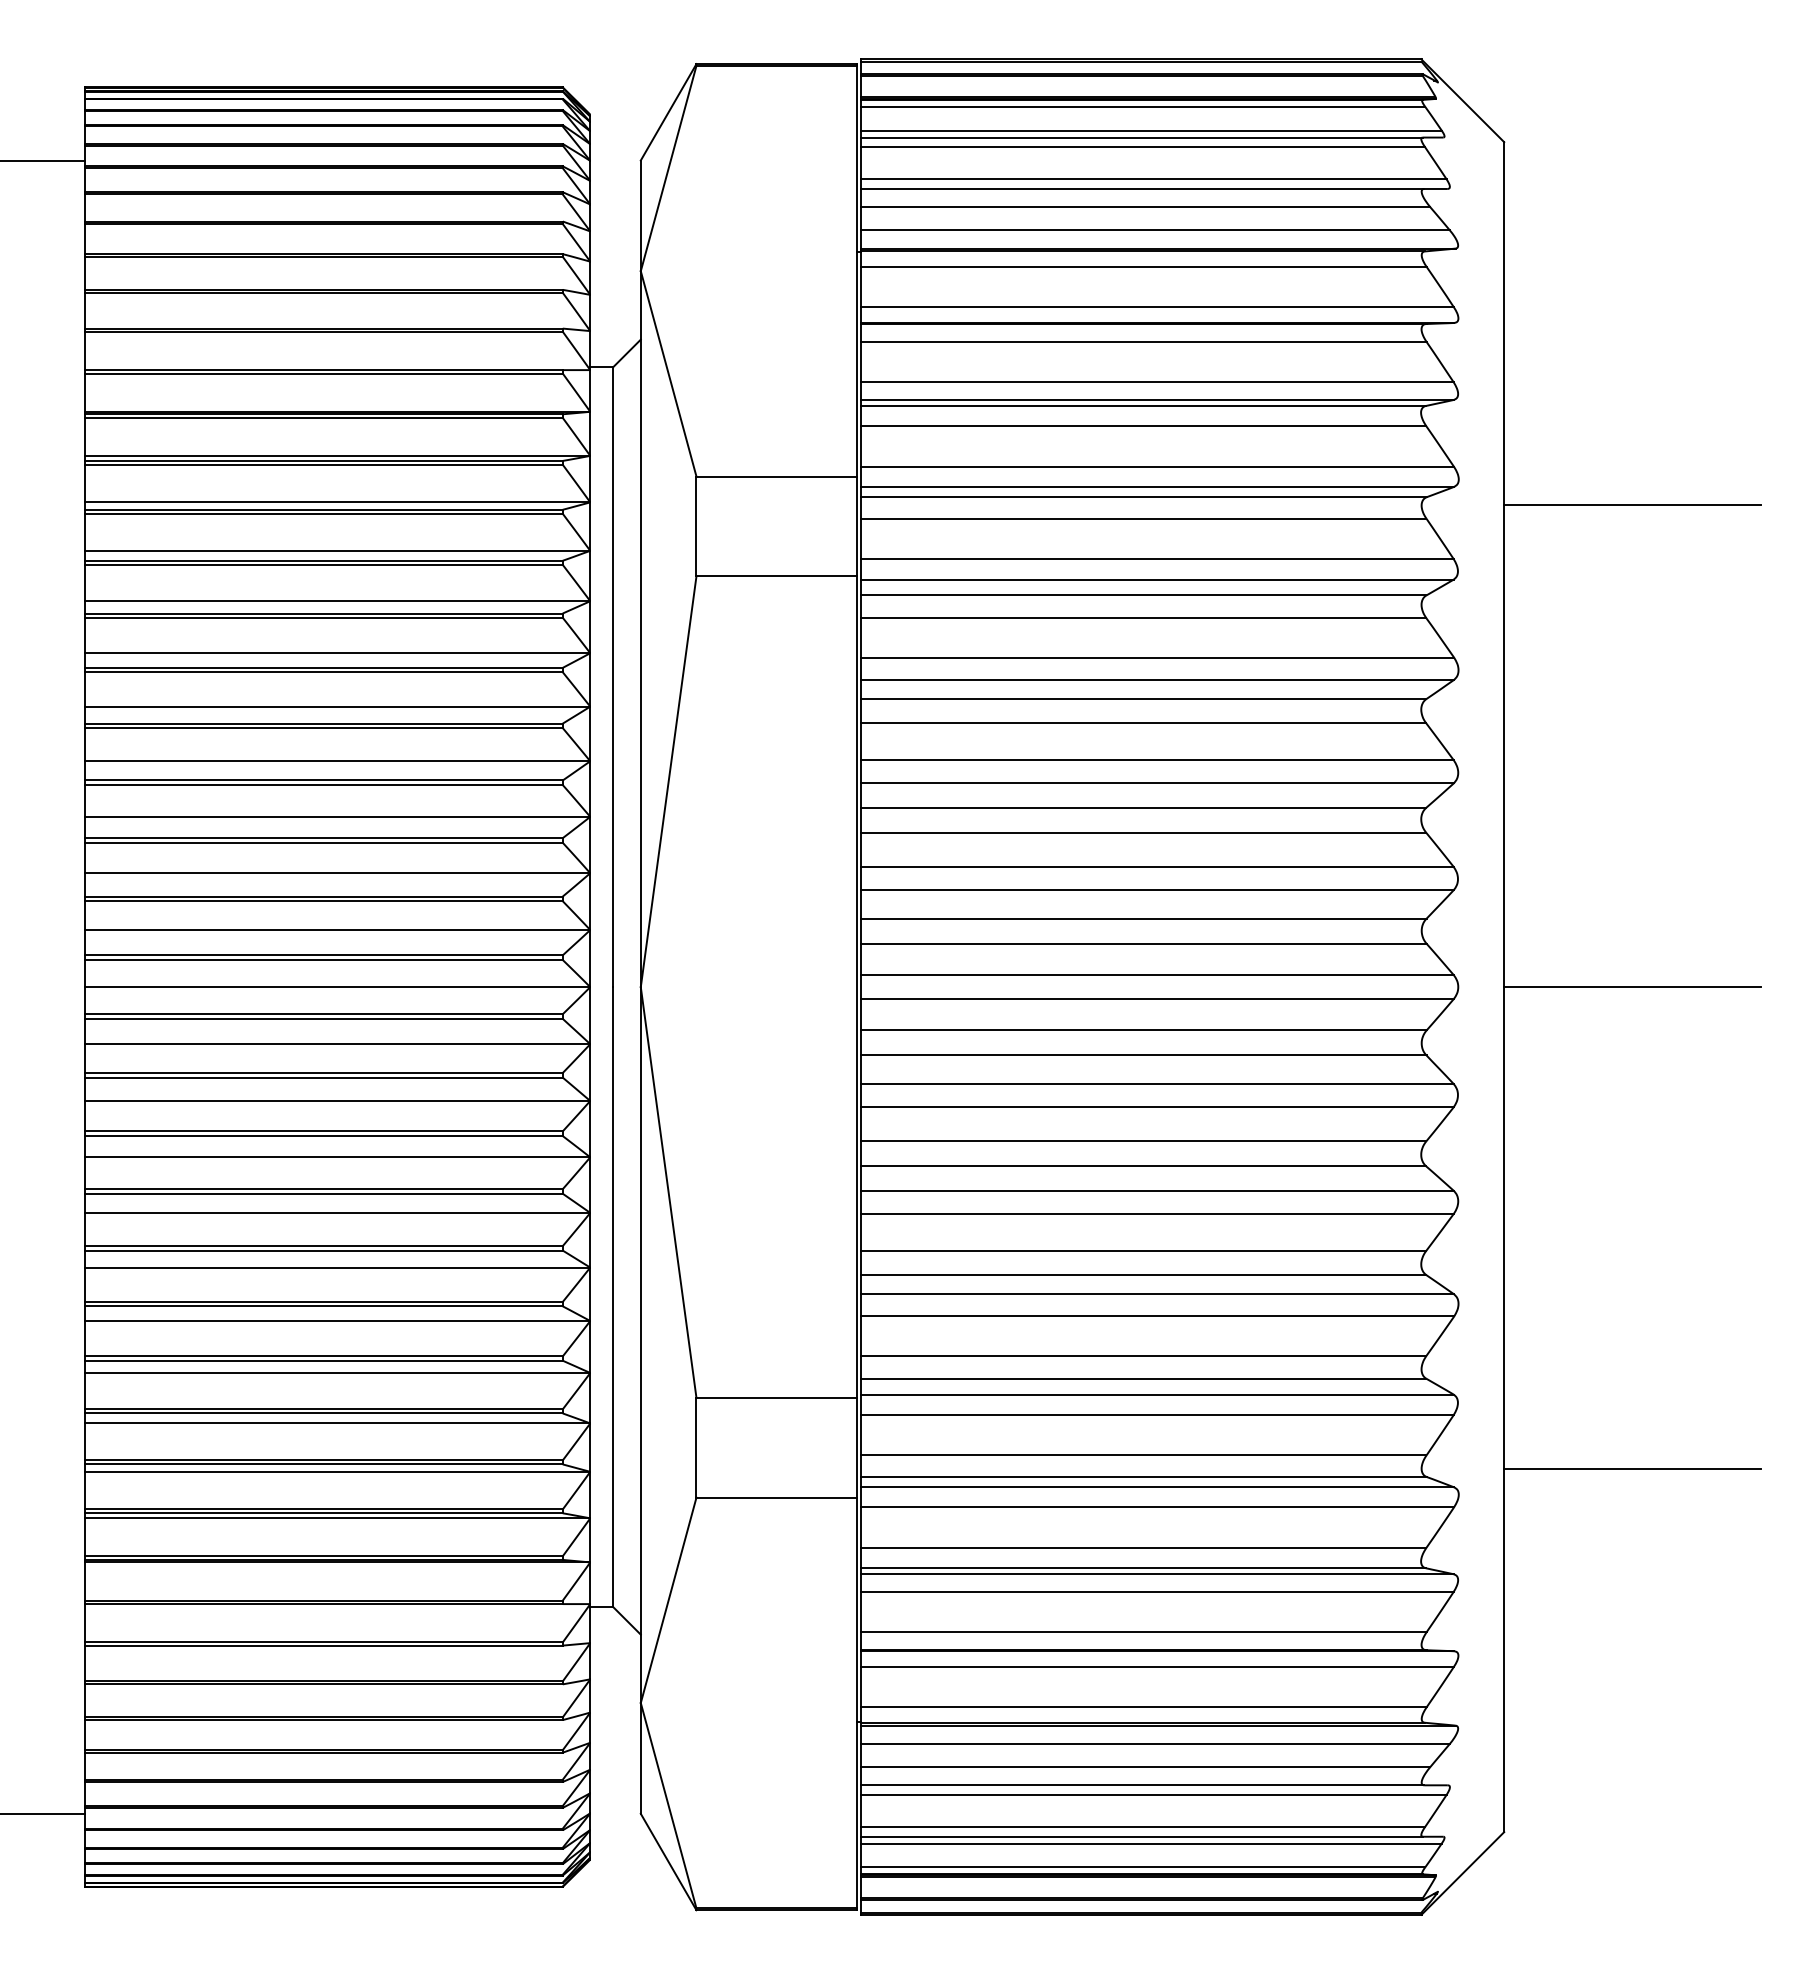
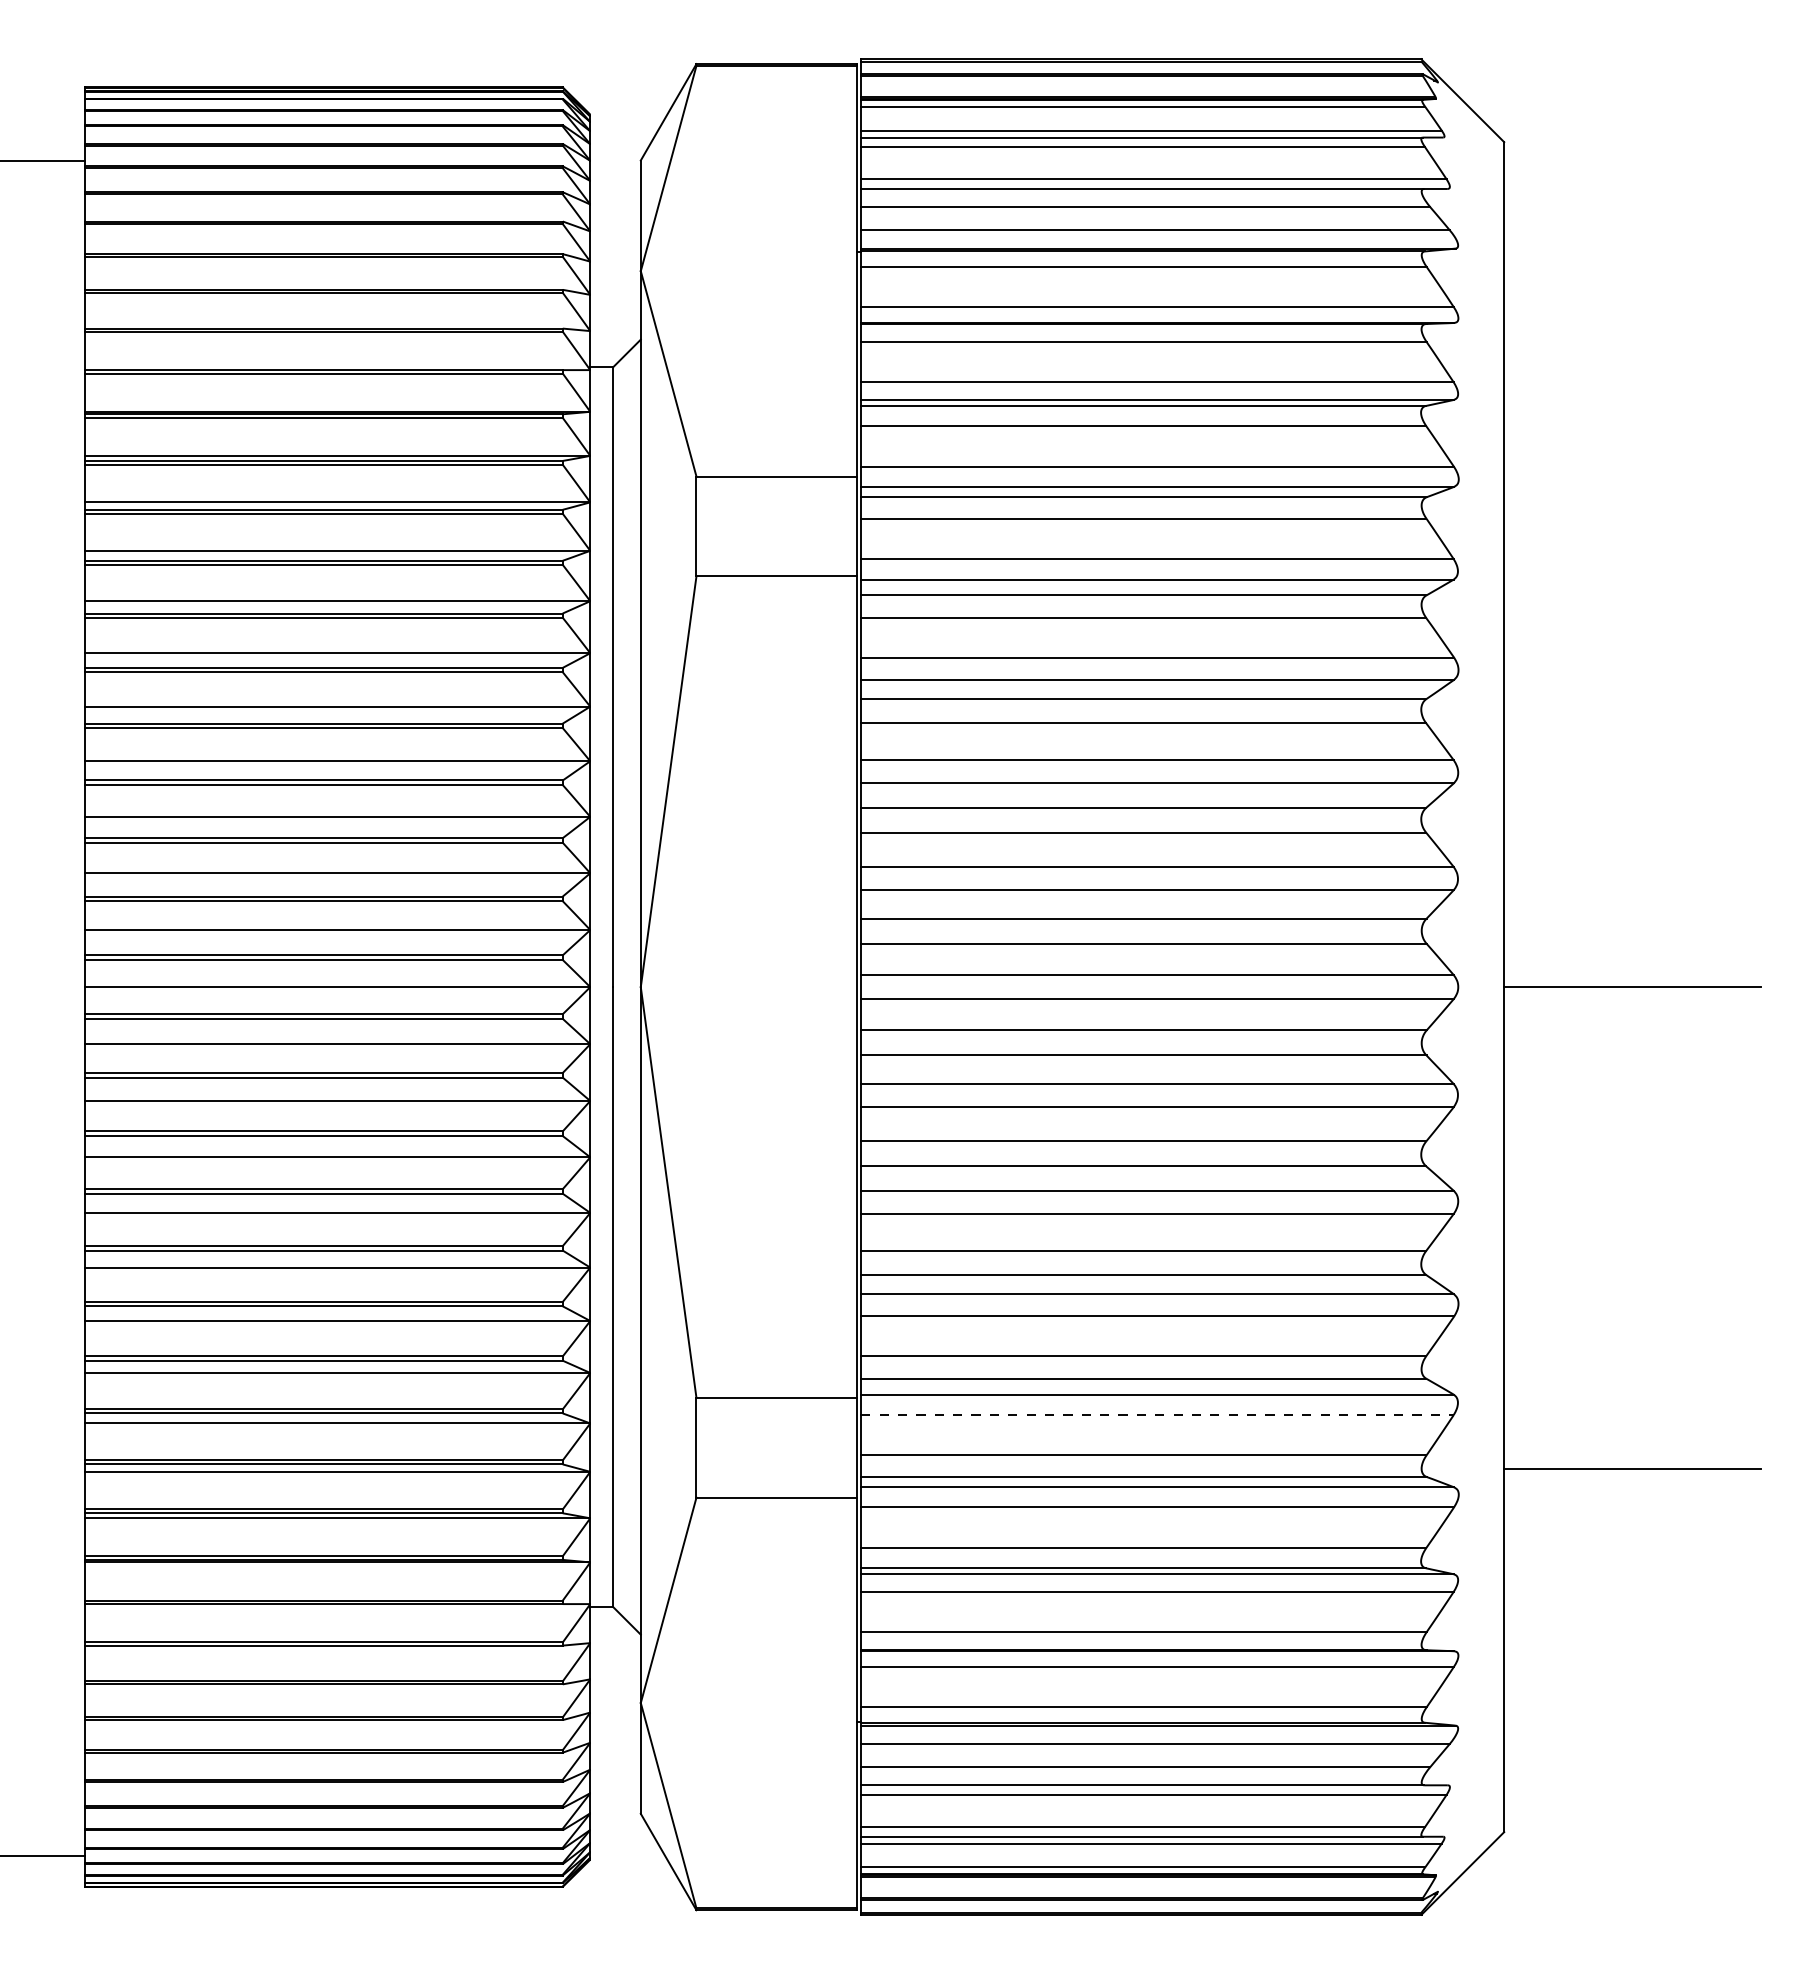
line: present -> none (1632, 504)
line: solid -> dashed (1157, 1415)
line position: (43, 1813) -> (43, 1855) (43, 1855)
